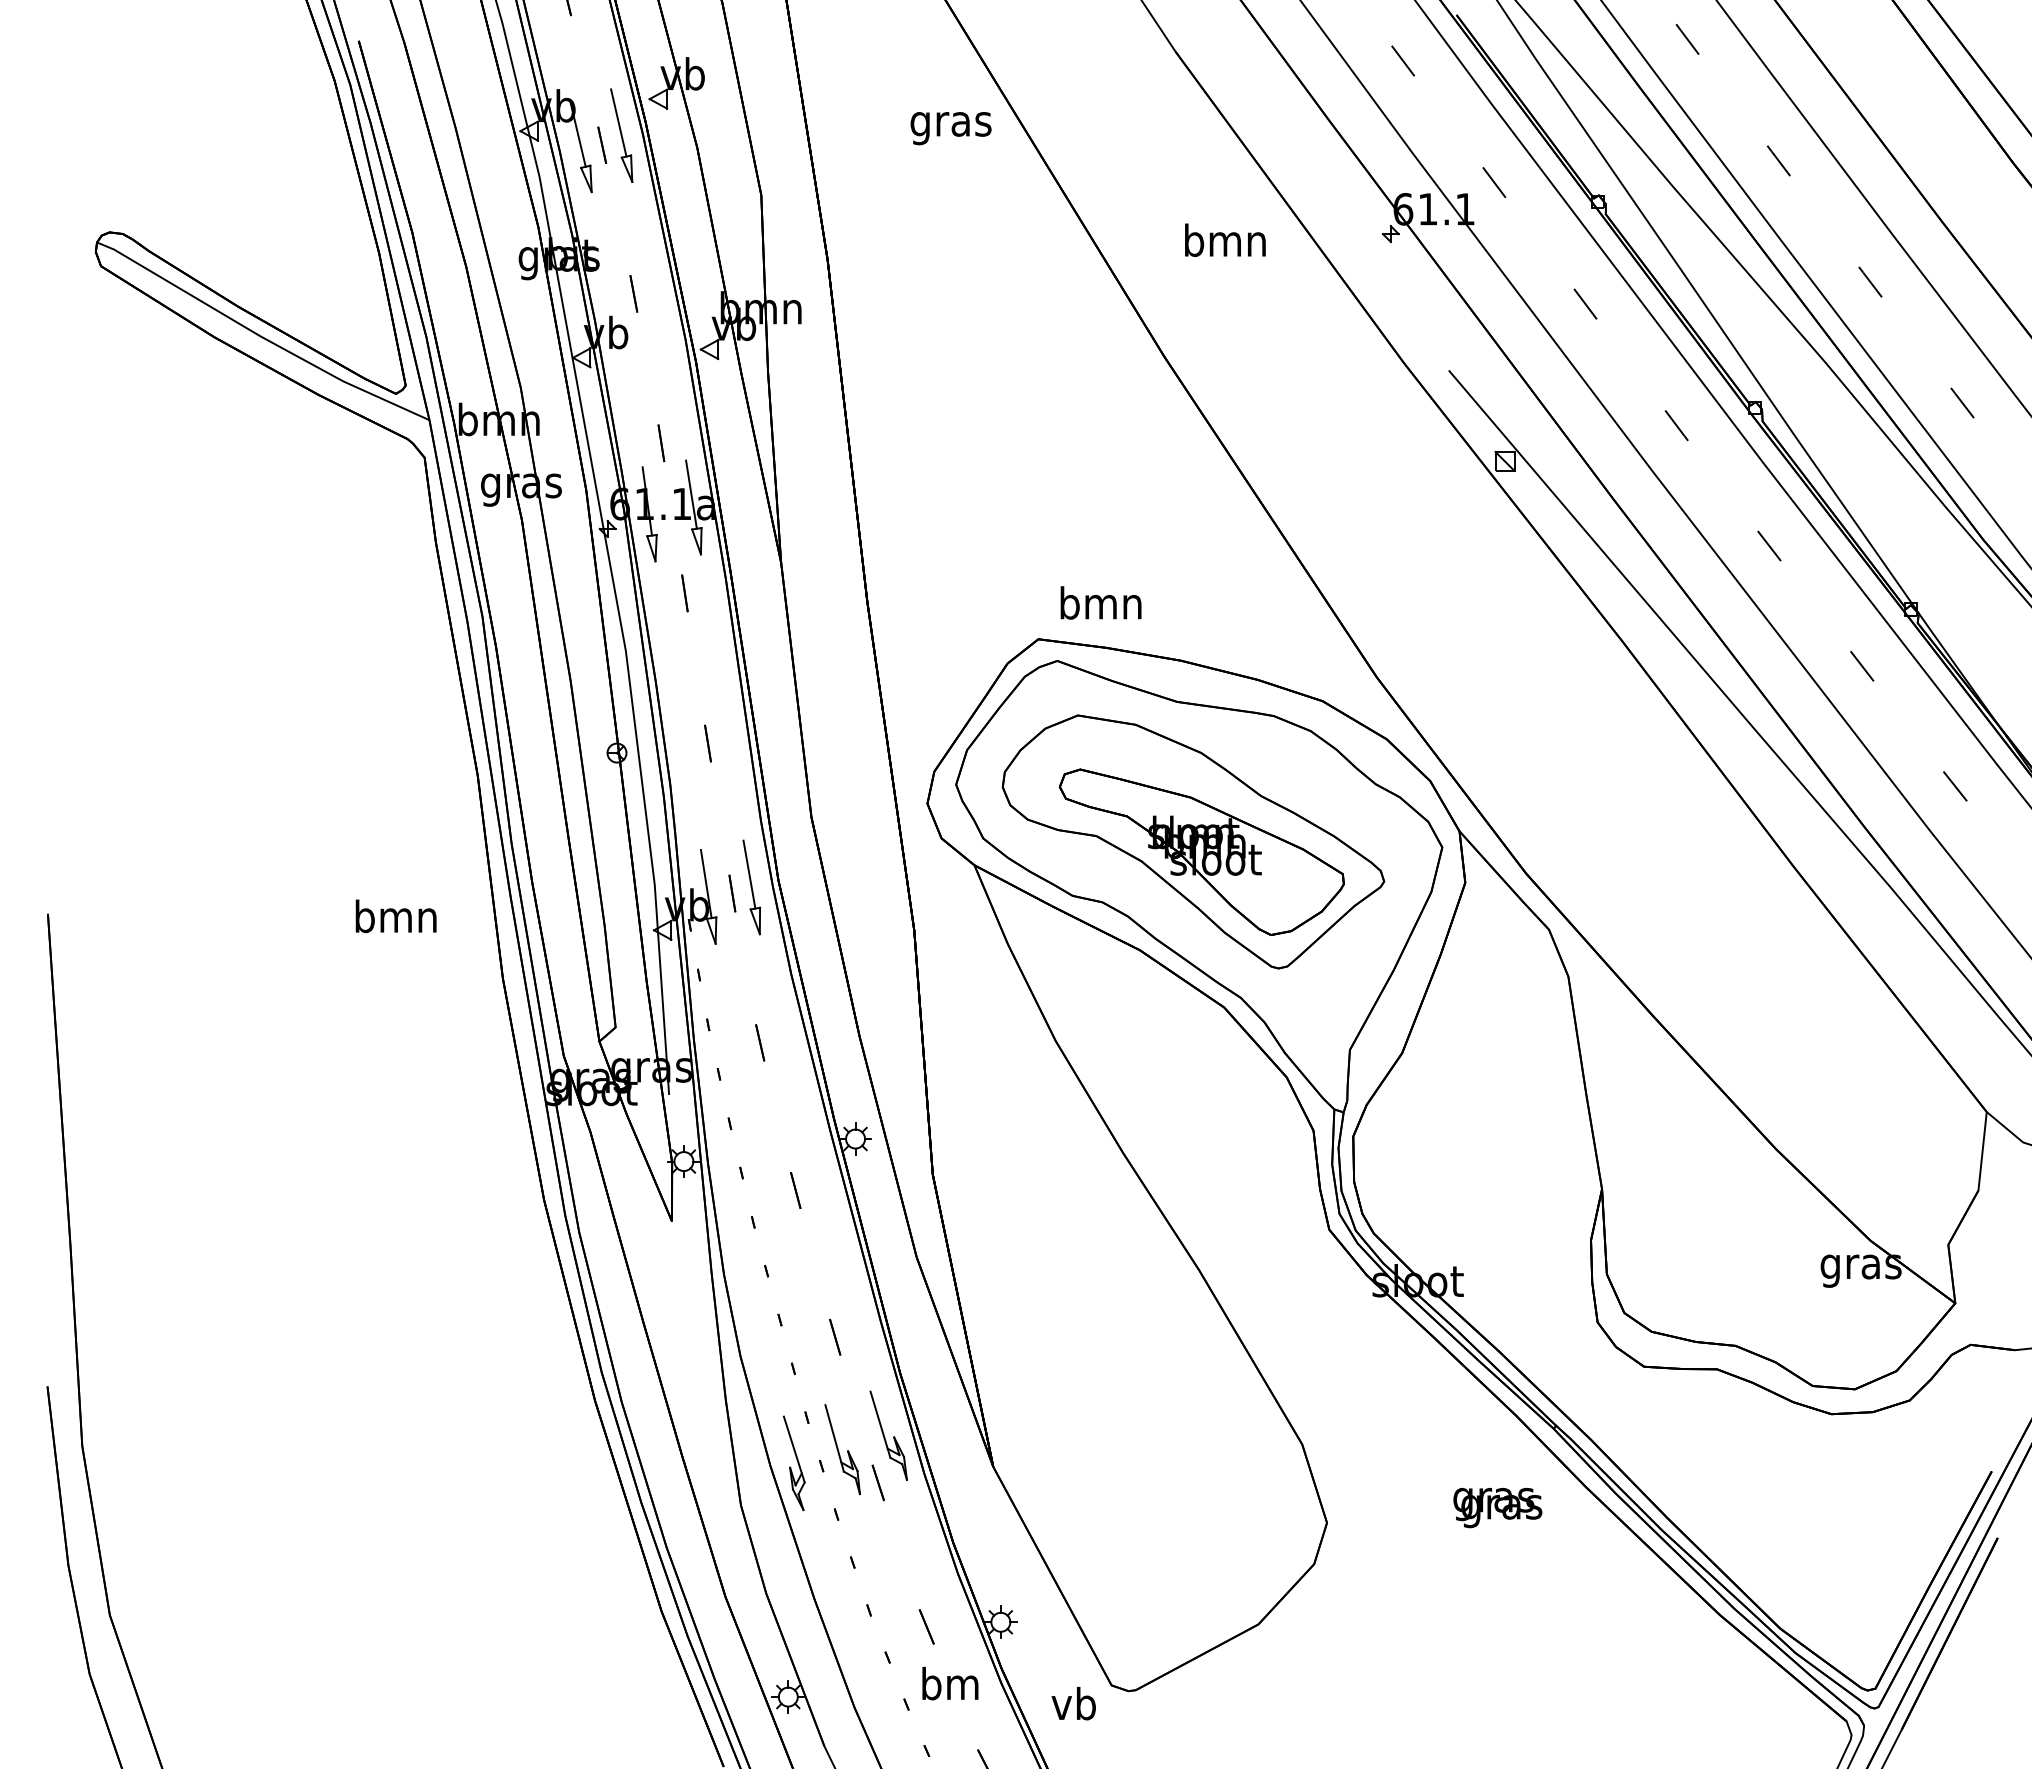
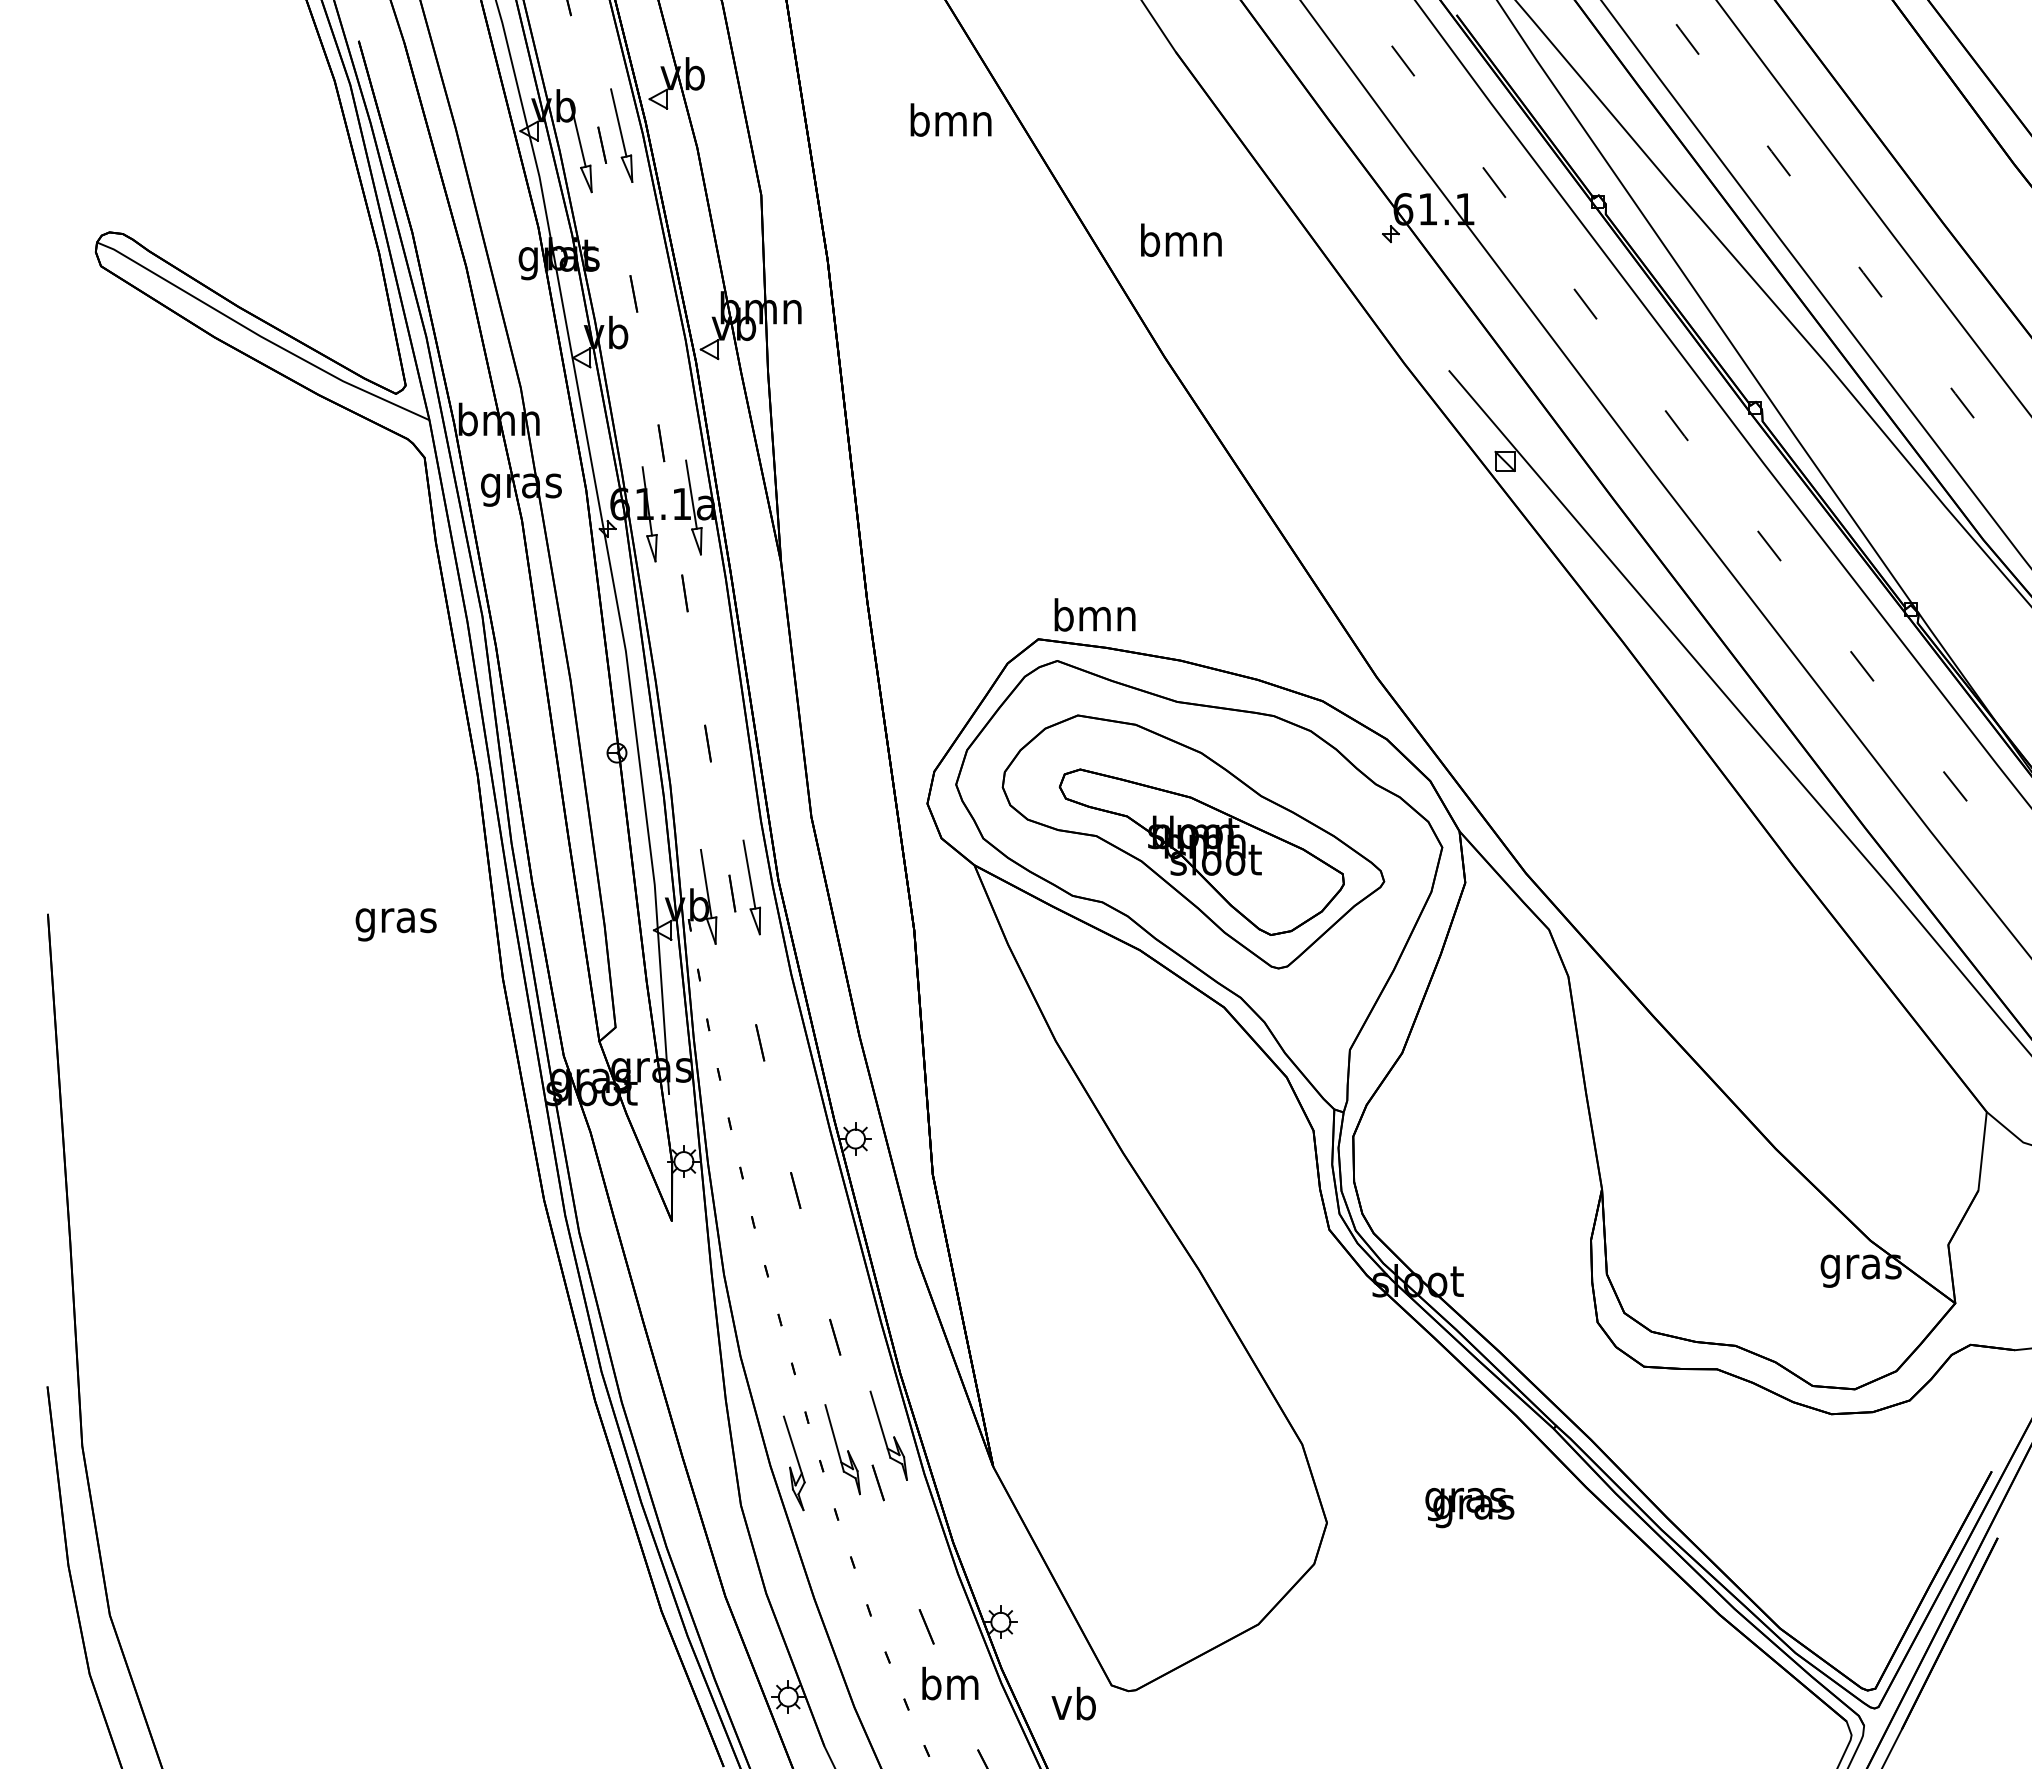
text: gras -> bmn (950, 124)
text position: (1225, 239) -> (1181, 239) (1181, 239)
text position: (1100, 602) -> (1094, 614) (1094, 614)
text: bmn -> gras (395, 920)
text position: (1497, 1507) -> (1469, 1507) (1469, 1507)
